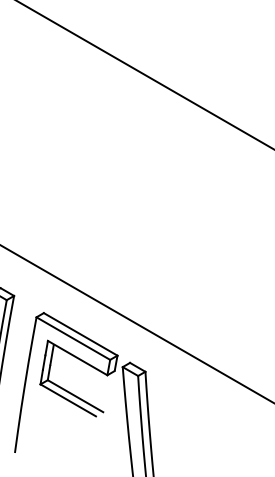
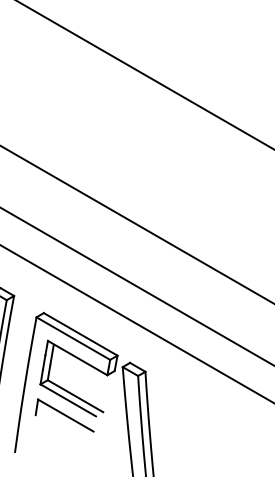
line: none -> present (136, 224)
line: none -> present (136, 286)
part: none -> present (64, 415)
